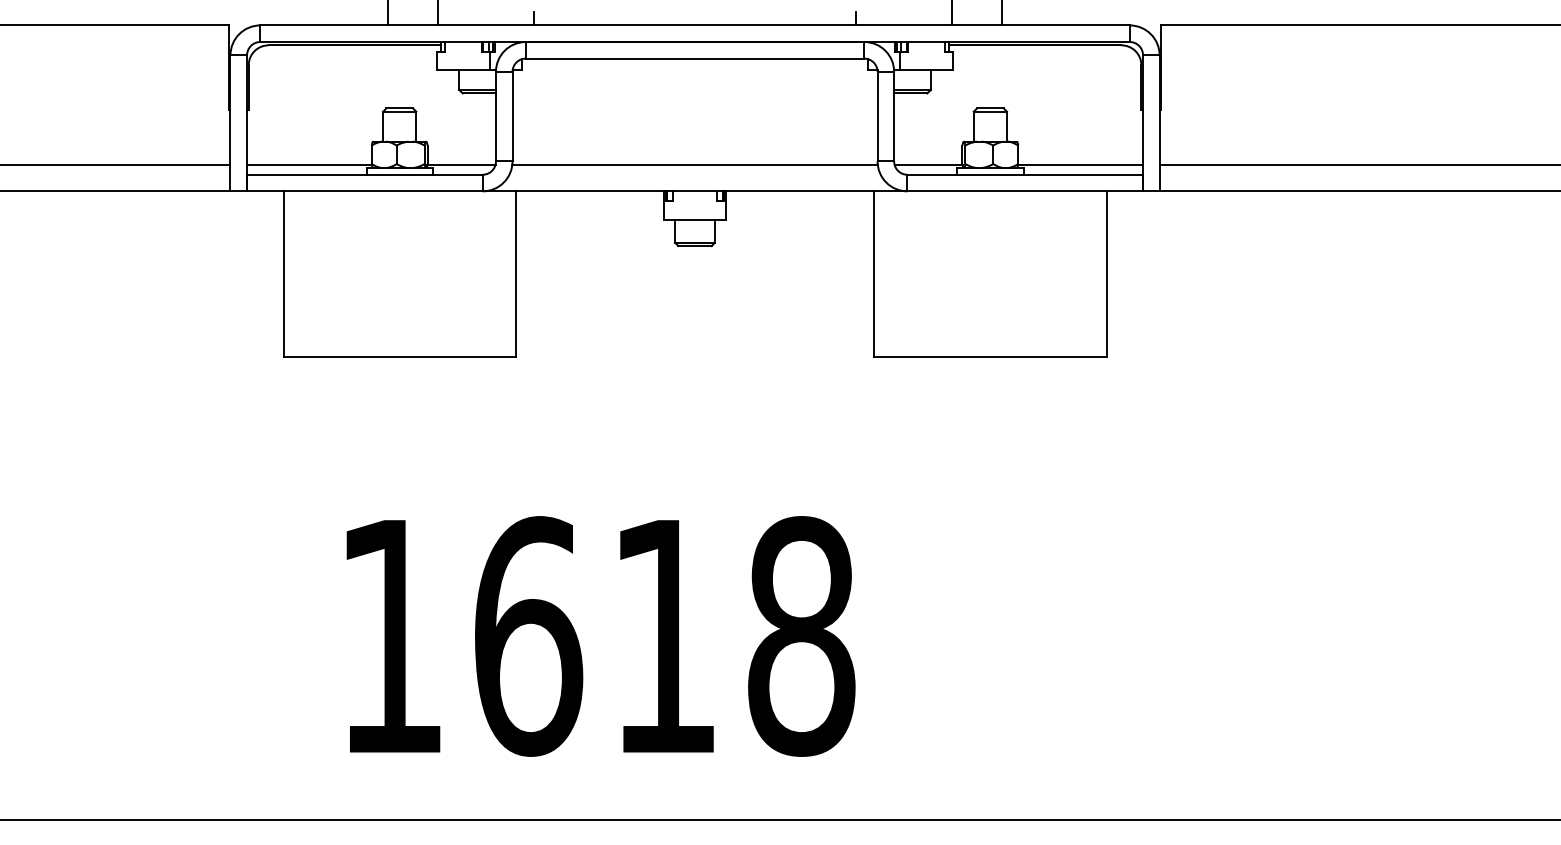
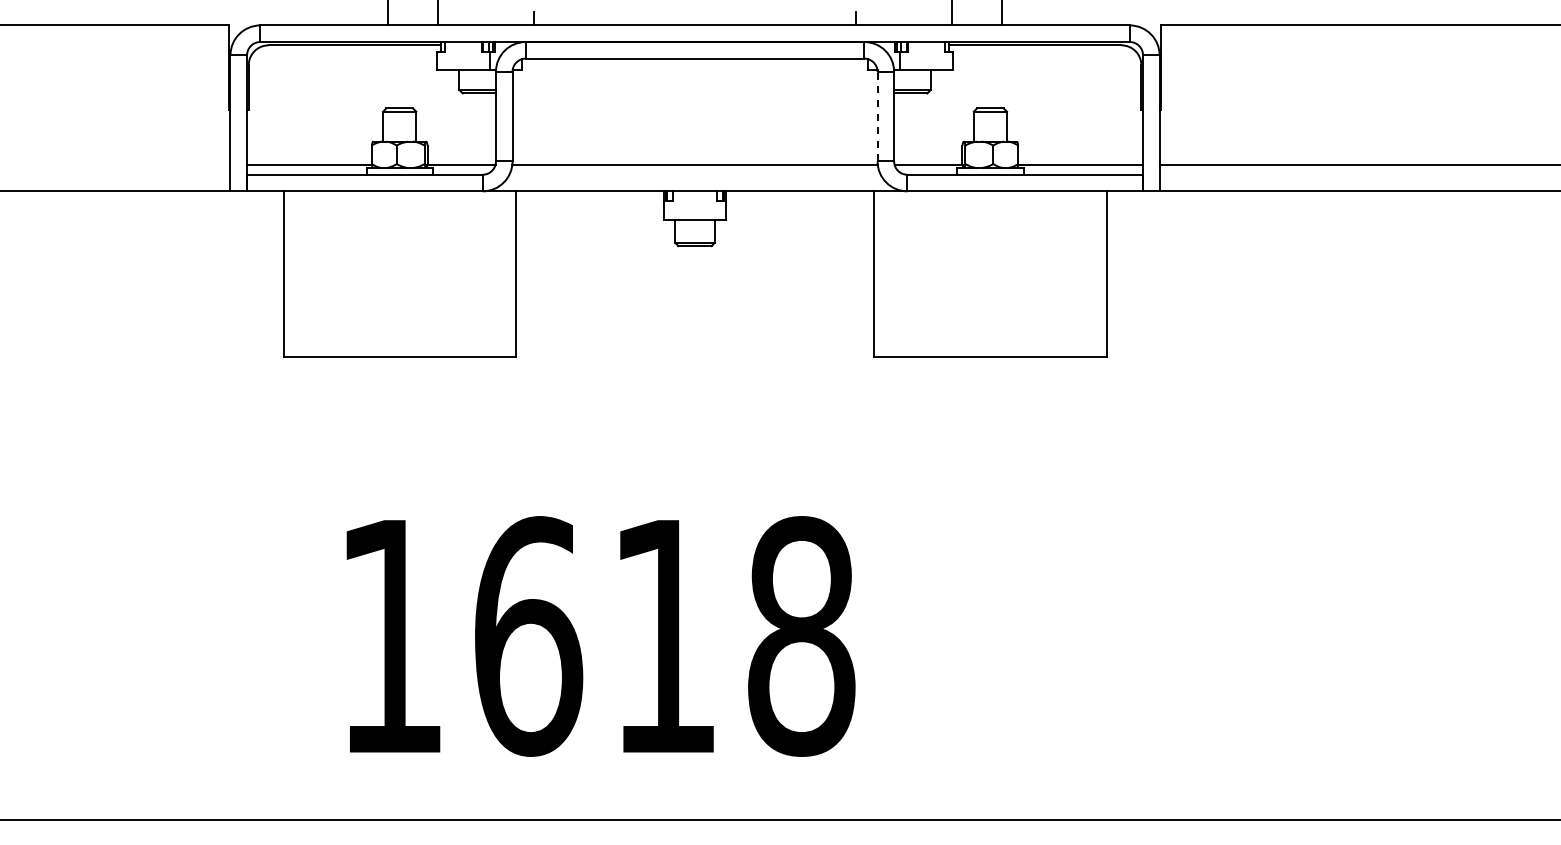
line: solid -> dashed (877, 116)
line: present -> none (116, 164)
